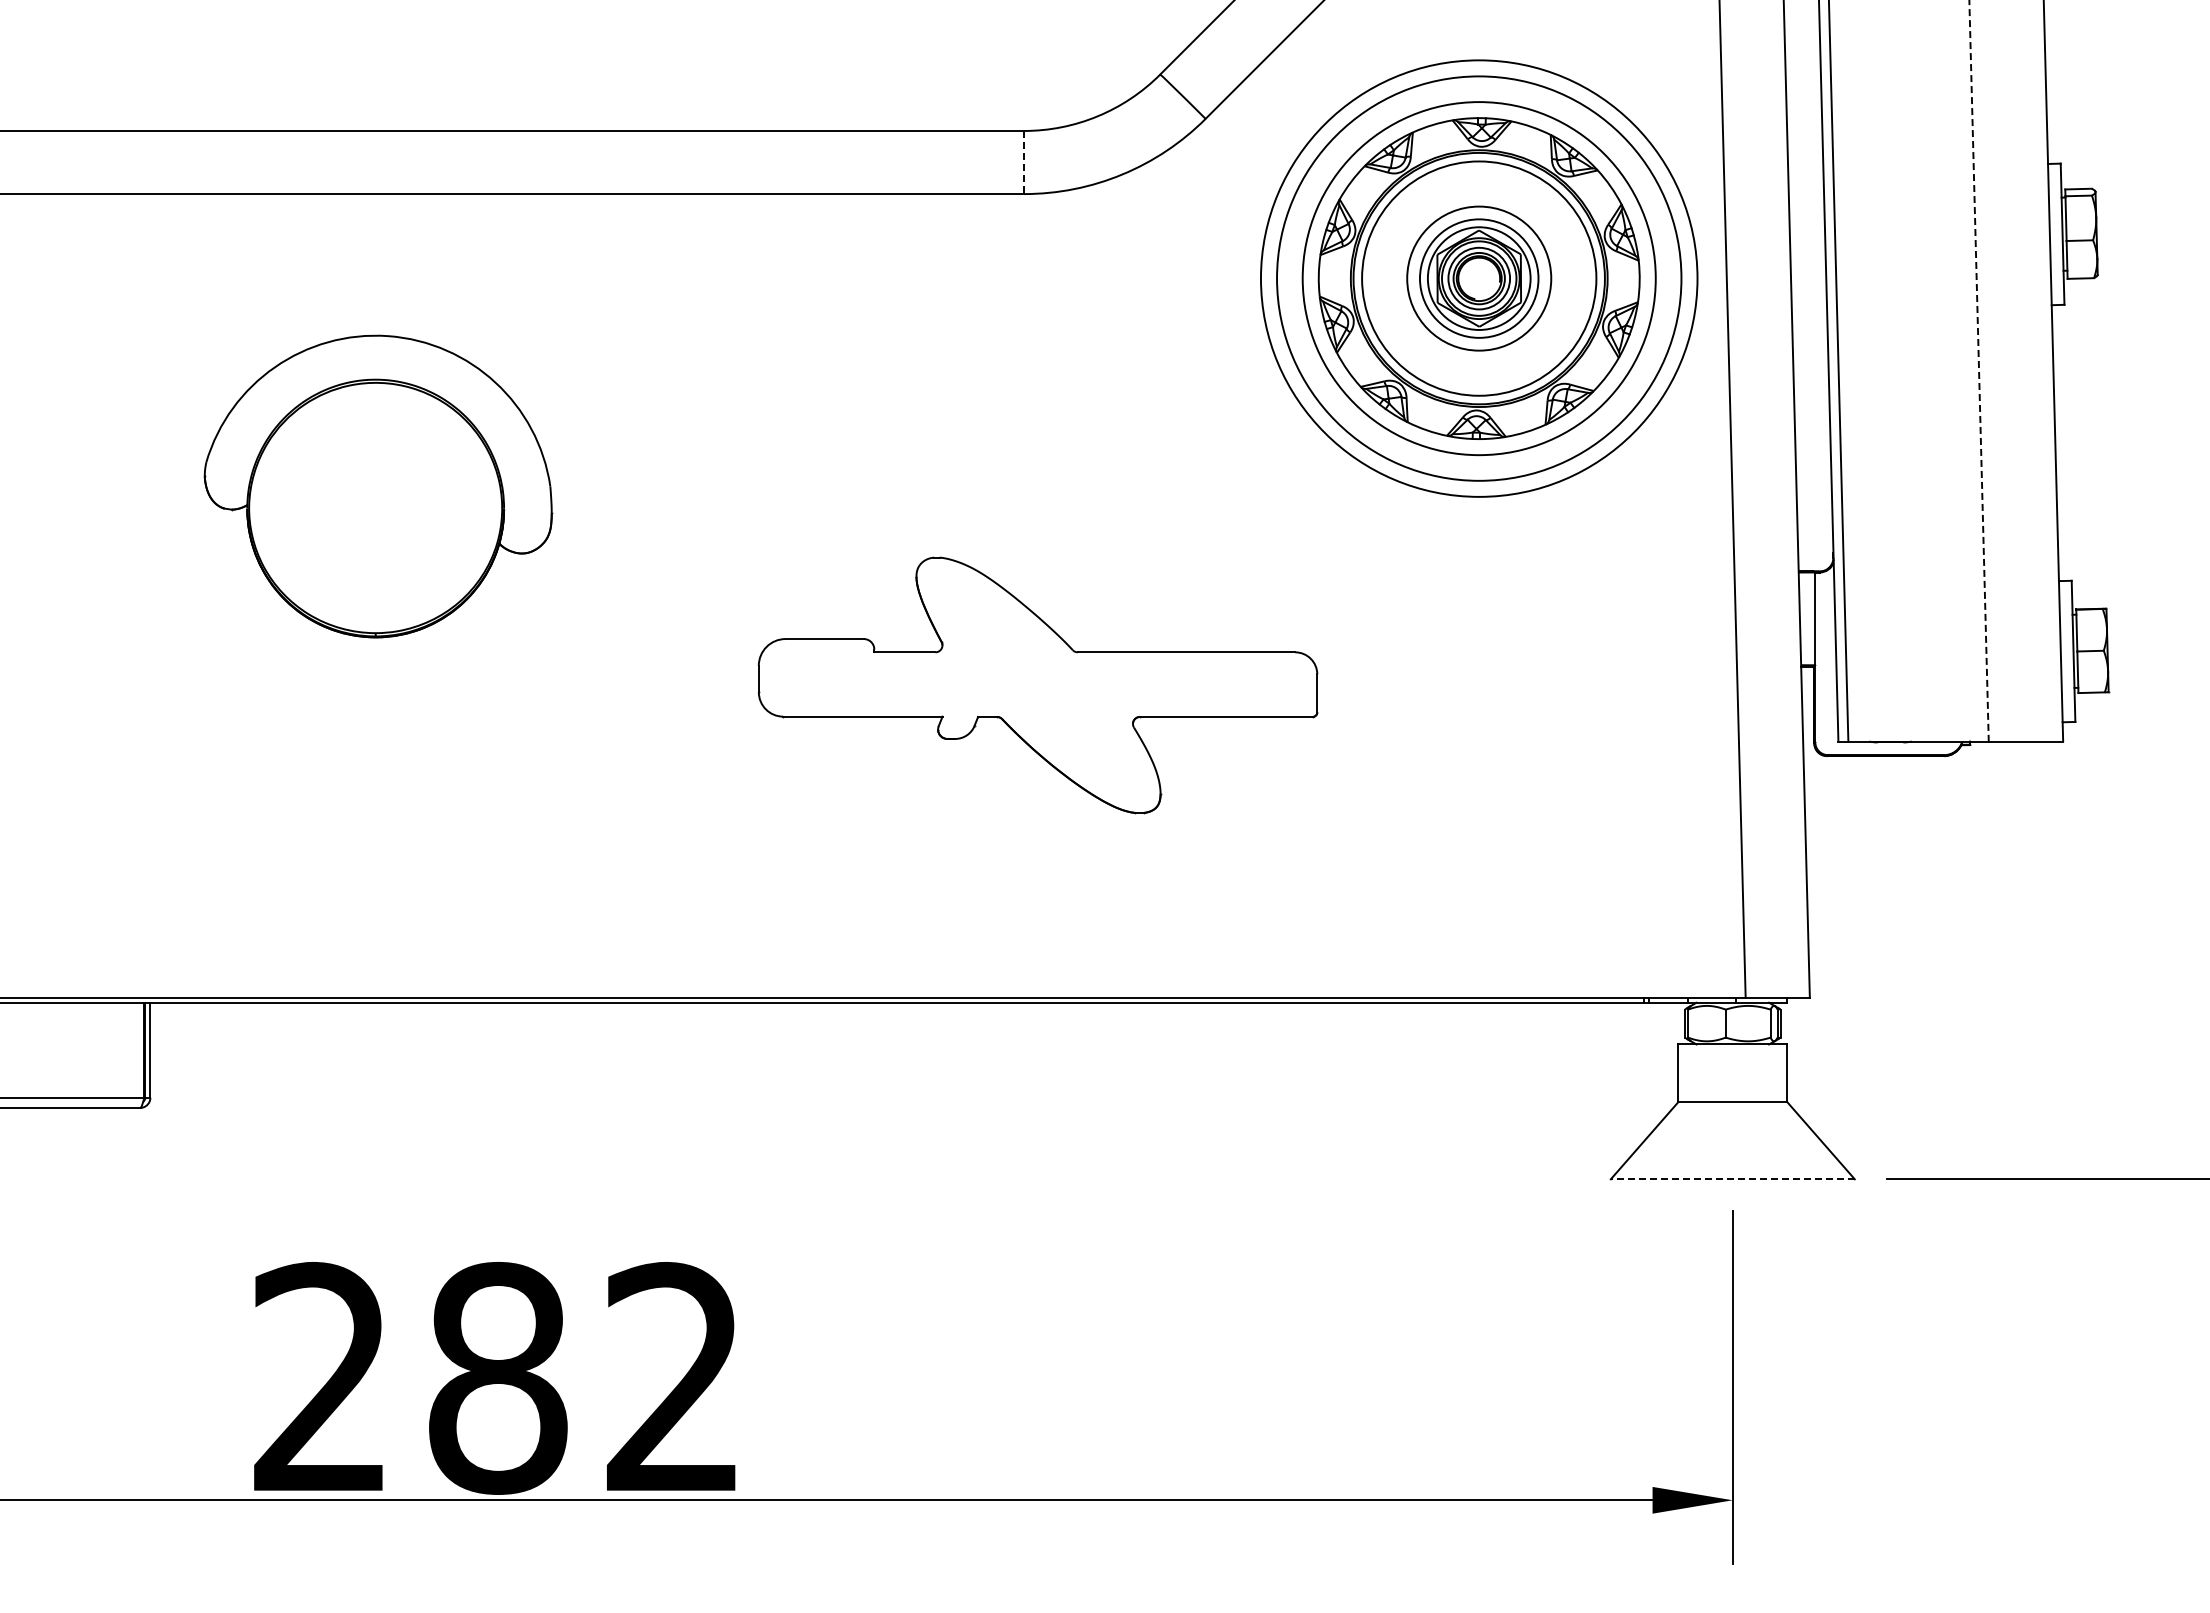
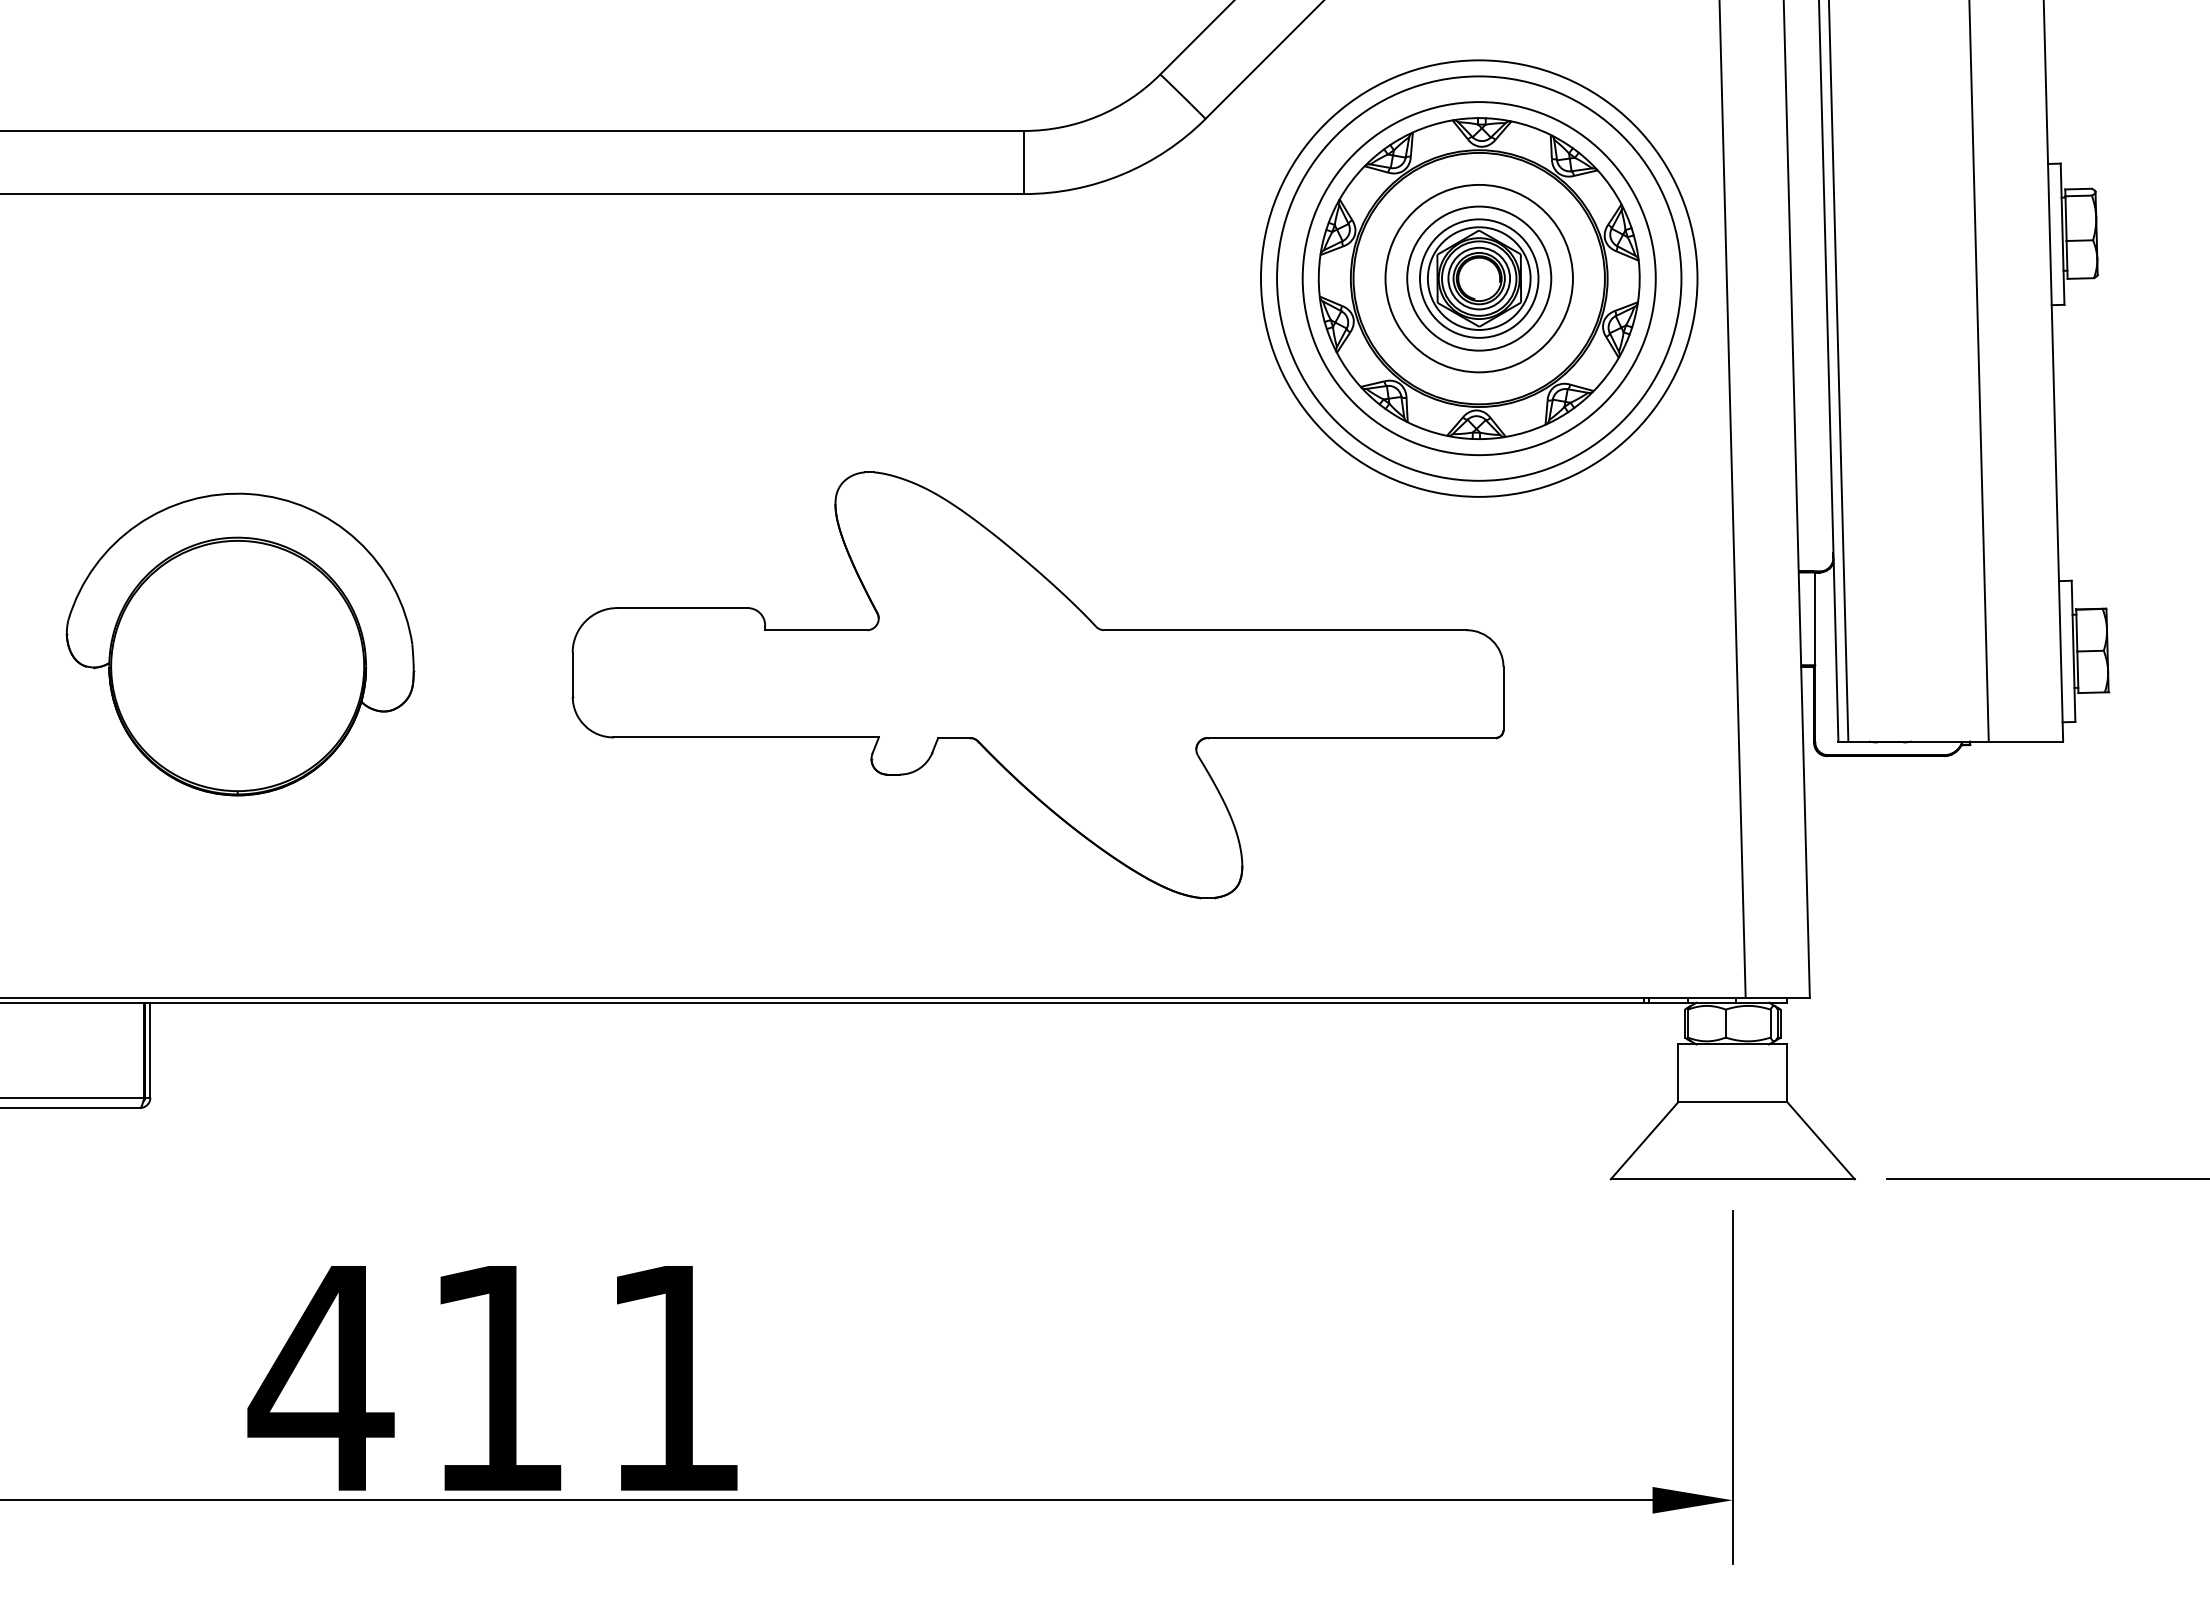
line: dashed -> solid (1024, 162)
circle diameter: 234 px -> 187 px (1478, 278)
line: dashed -> solid (1979, 370)
part position: (378, 486) -> (240, 644) (240, 644)
part size: 561x259 px -> 934x429 px (1037, 685)
line: dashed -> solid (1732, 1179)
text: 282 -> 411 (492, 1377)
